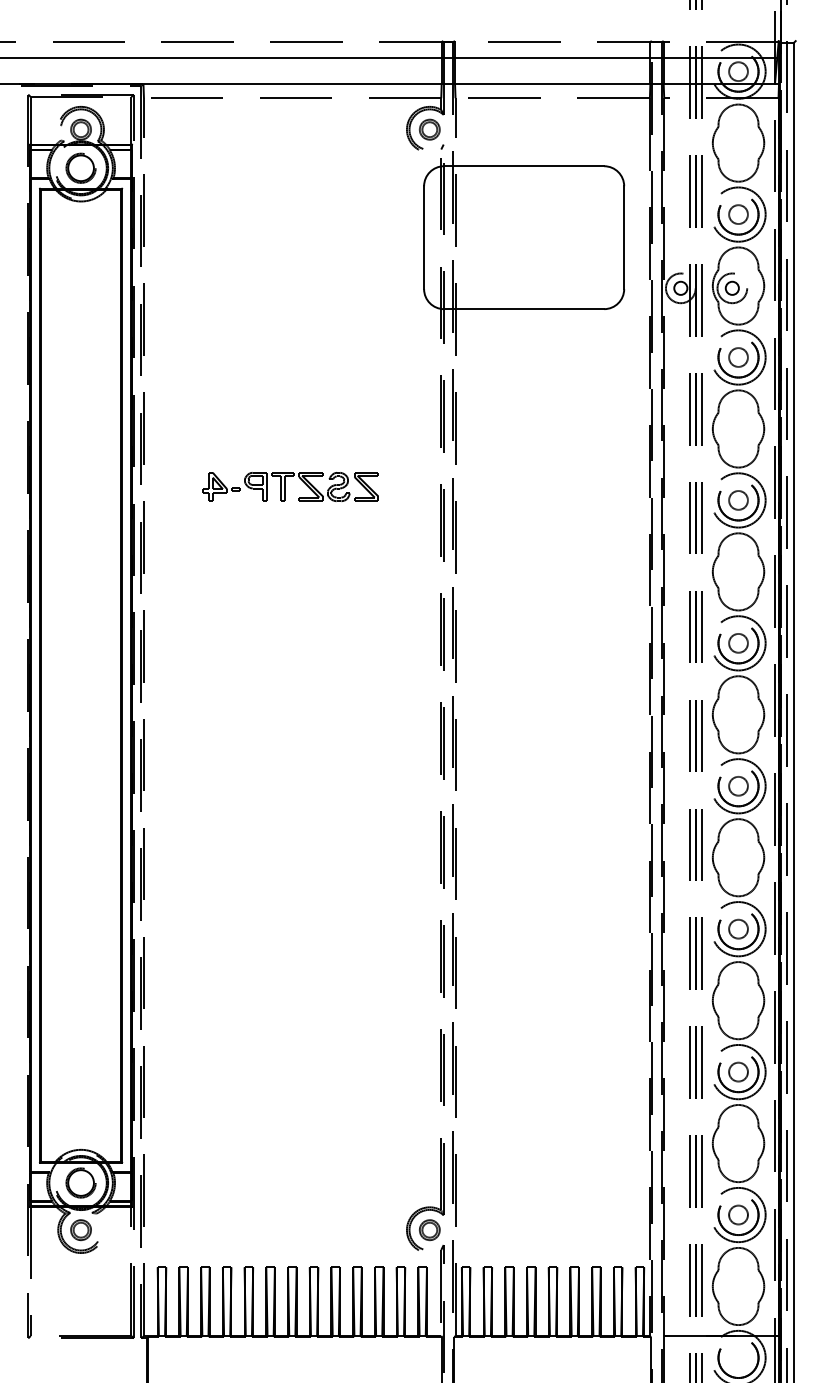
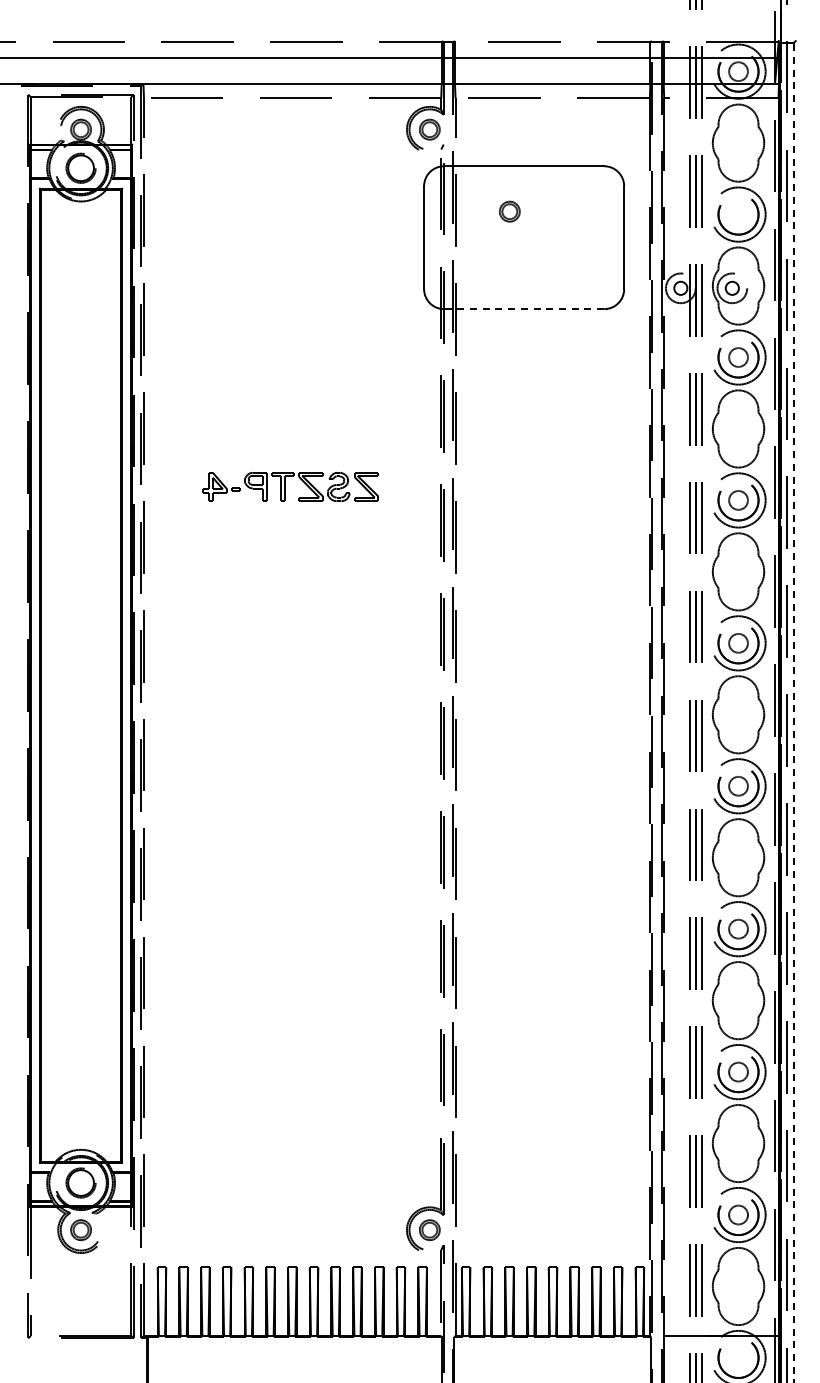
part: none -> present (509, 211)
circle: present -> none (738, 214)
line: solid -> dashed (523, 309)
line: solid -> dashed (793, 712)
